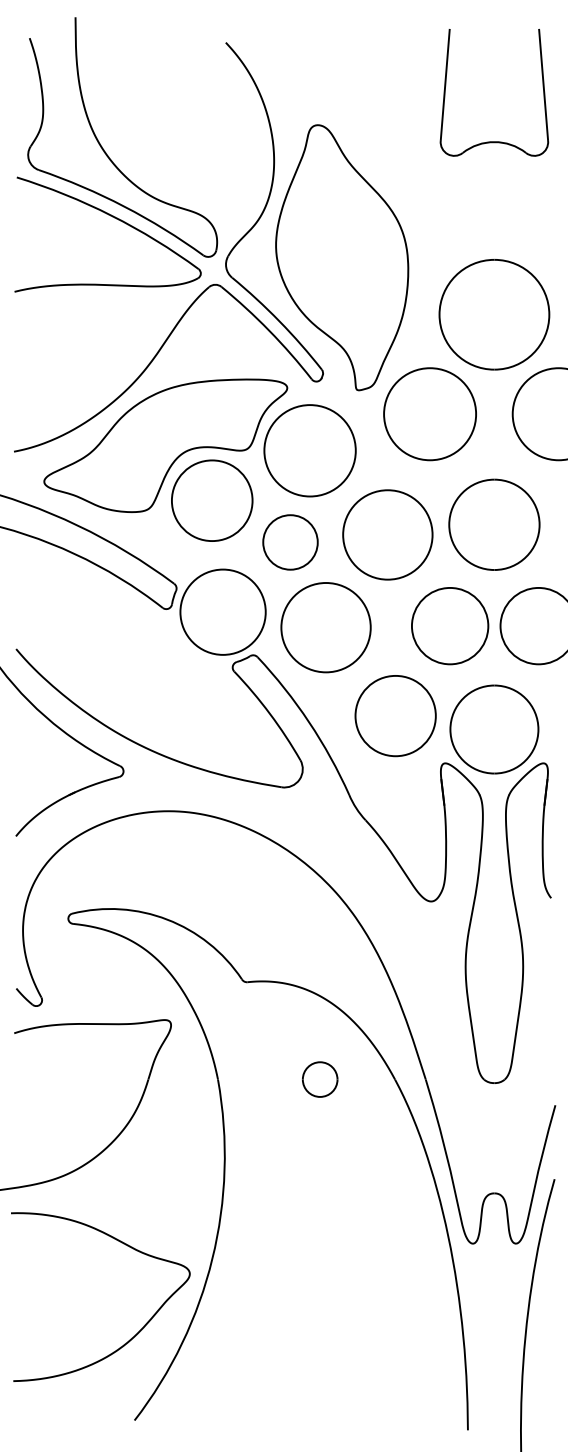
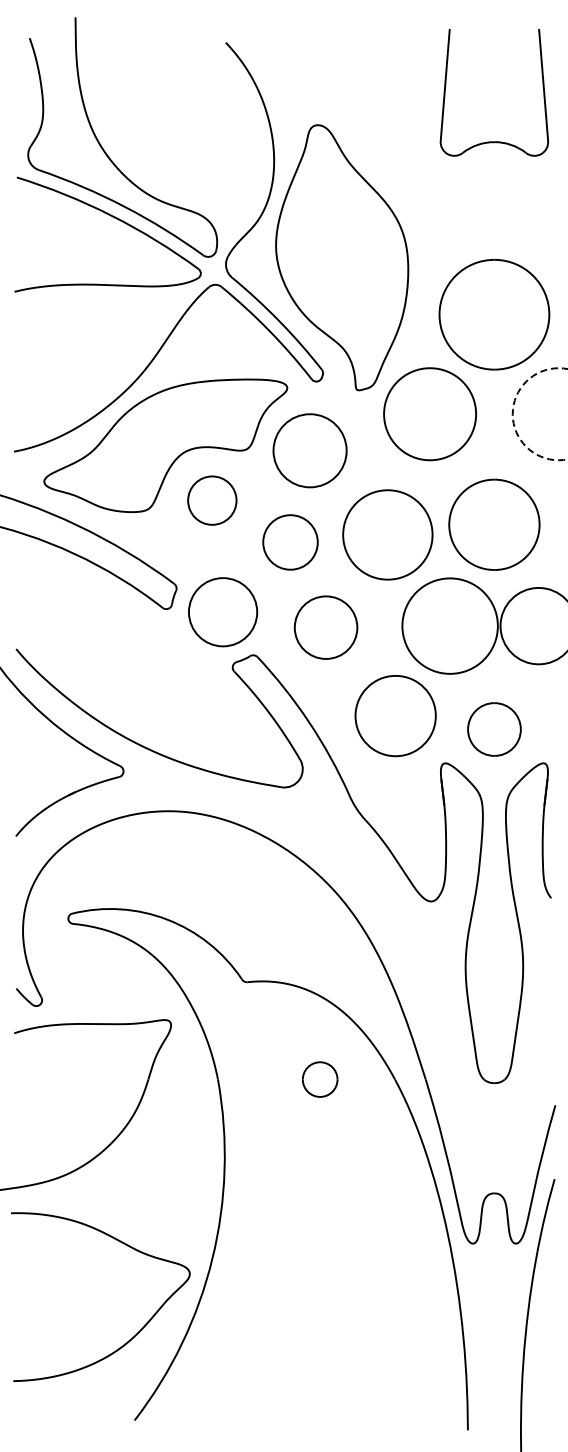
circle: solid -> dashed (539, 414)
circle diameter: 91 px -> 73 px (309, 450)
circle size: 83x83 px -> 51x51 px (212, 500)
circle diameter: 85 px -> 68 px (222, 612)
circle diameter: 76 px -> 95 px (449, 625)
circle diameter: 89 px -> 63 px (325, 627)
part size: 91x91 px -> 55x55 px (494, 729)
